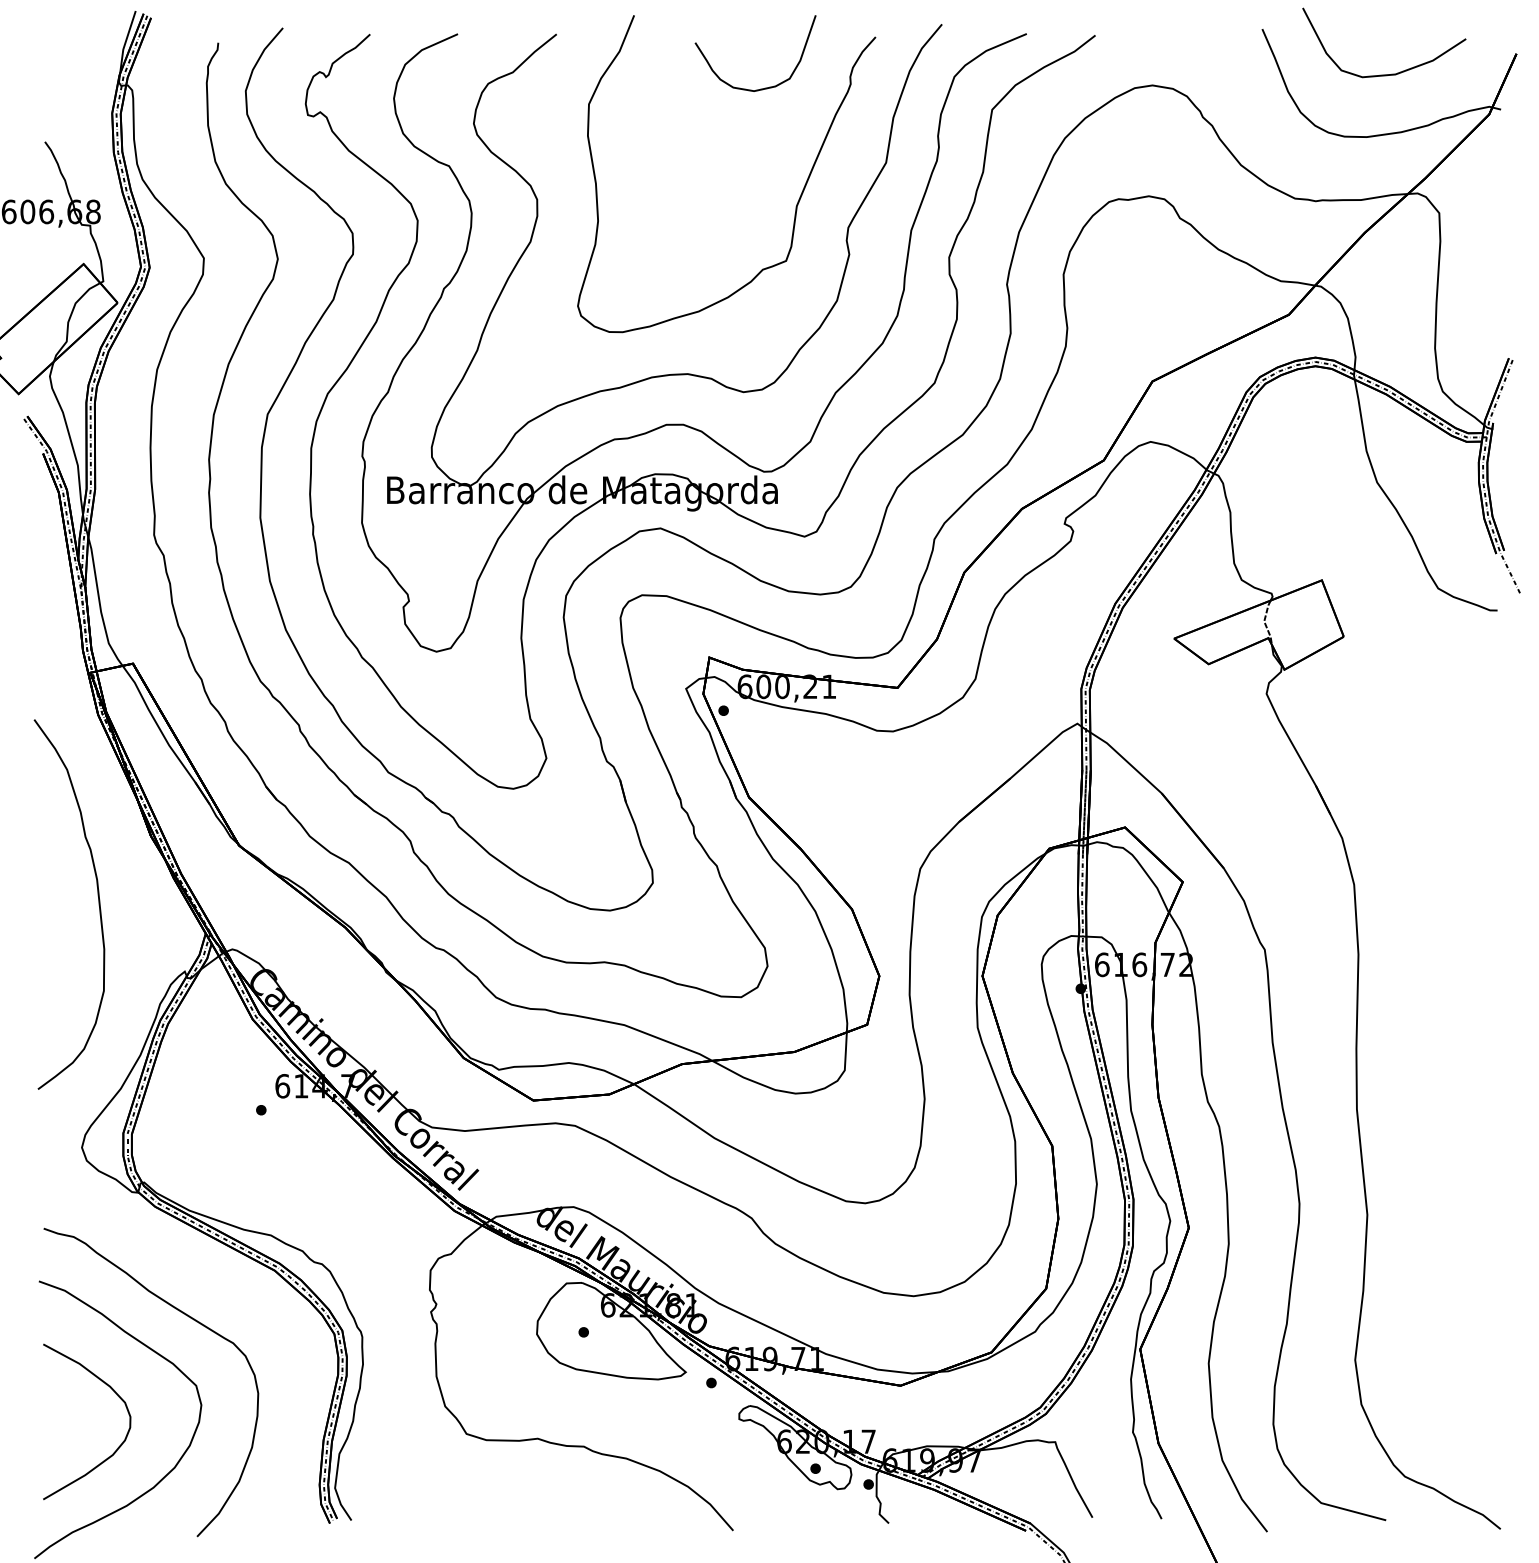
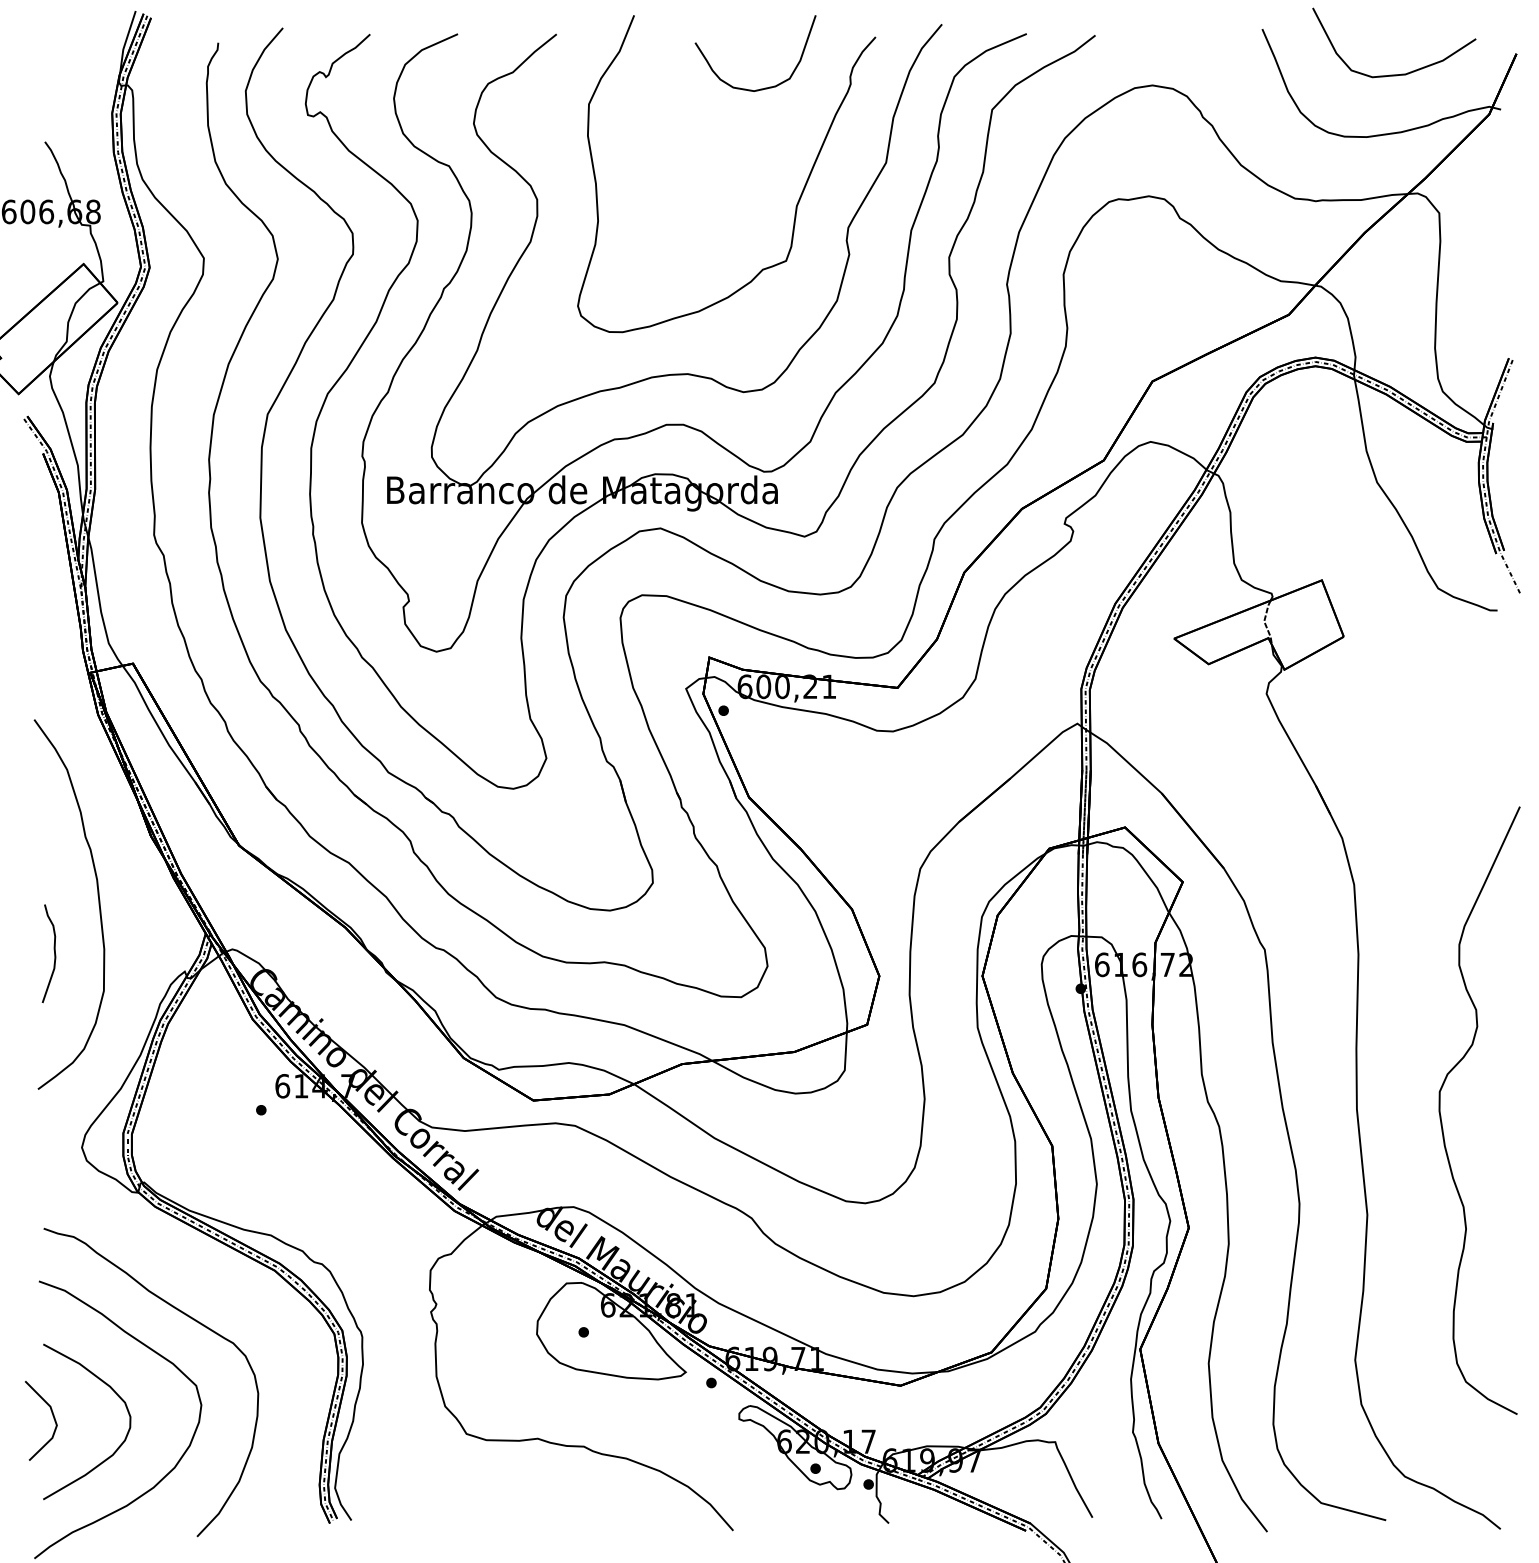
curve position: (1391, 73) -> (1401, 73) (1401, 73)
curve: none -> present (53, 950)
curve: none -> present (1441, 1115)
line: none -> present (52, 1416)
